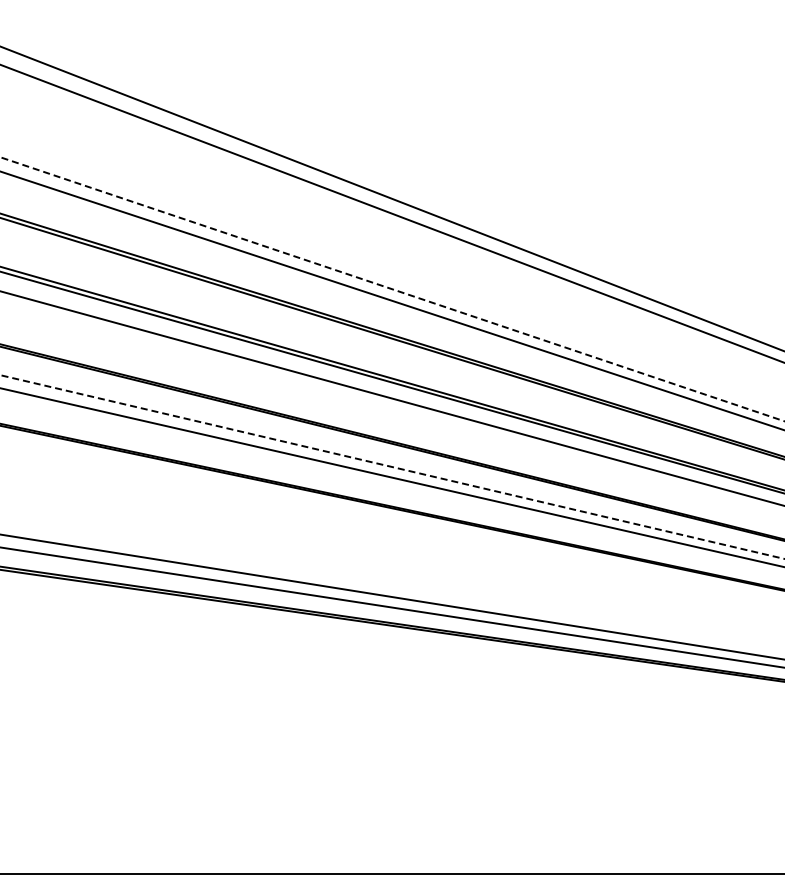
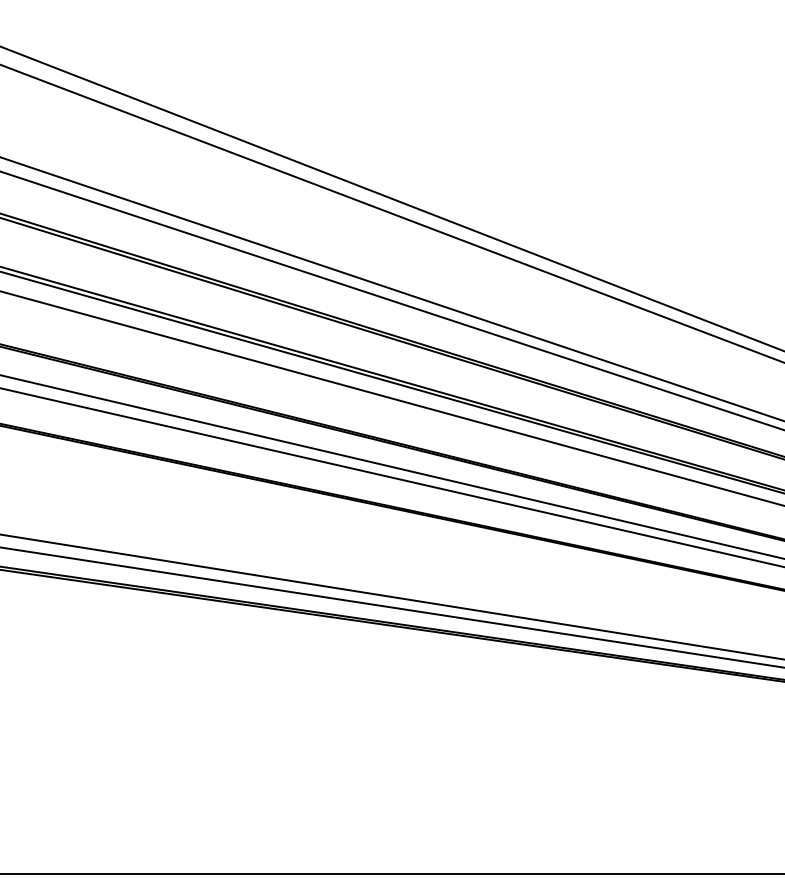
line: dashed -> solid (392, 289)
line: dashed -> solid (392, 467)
